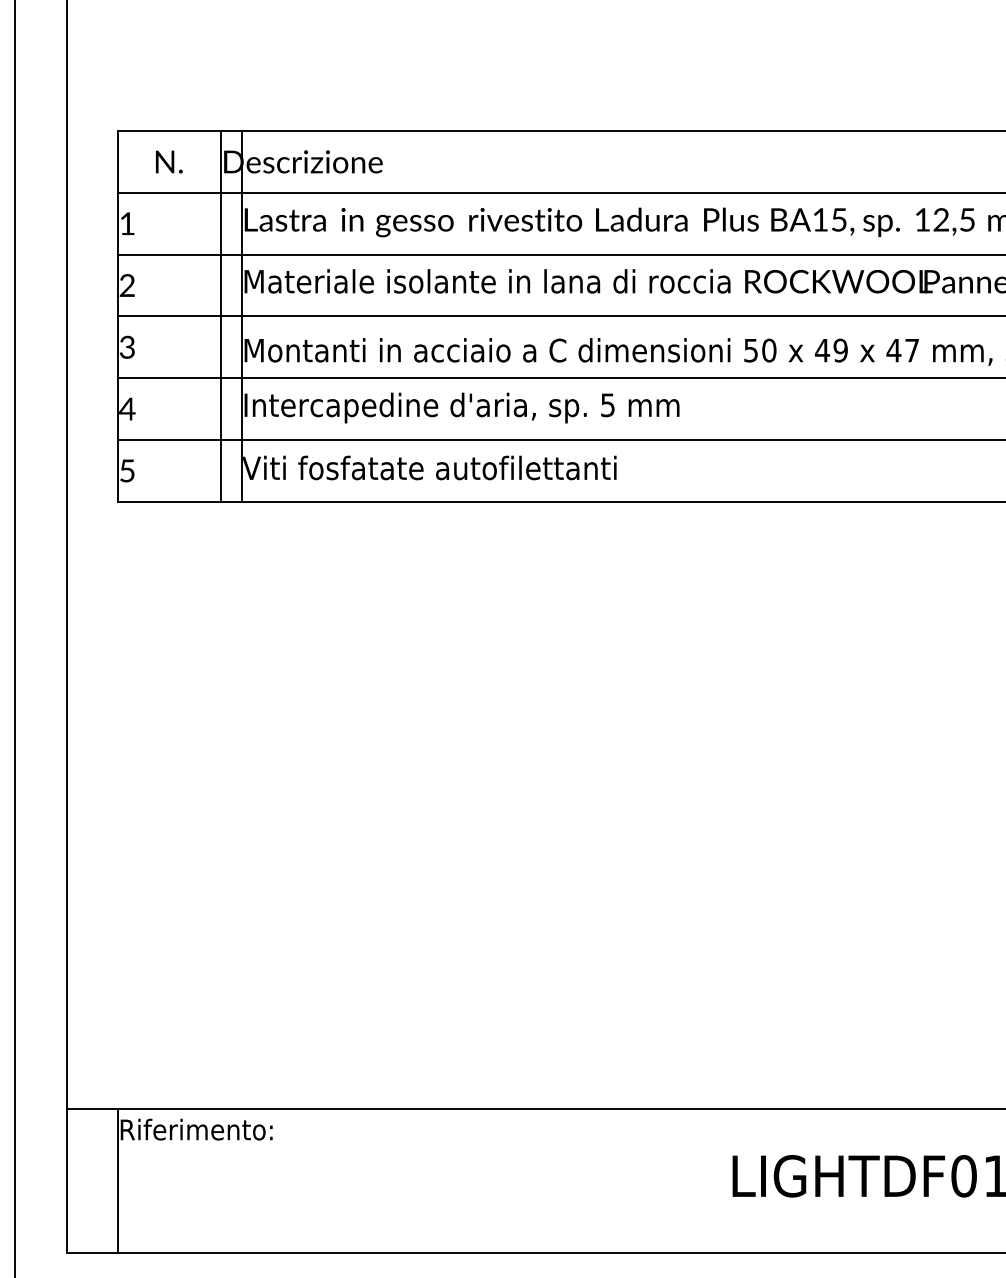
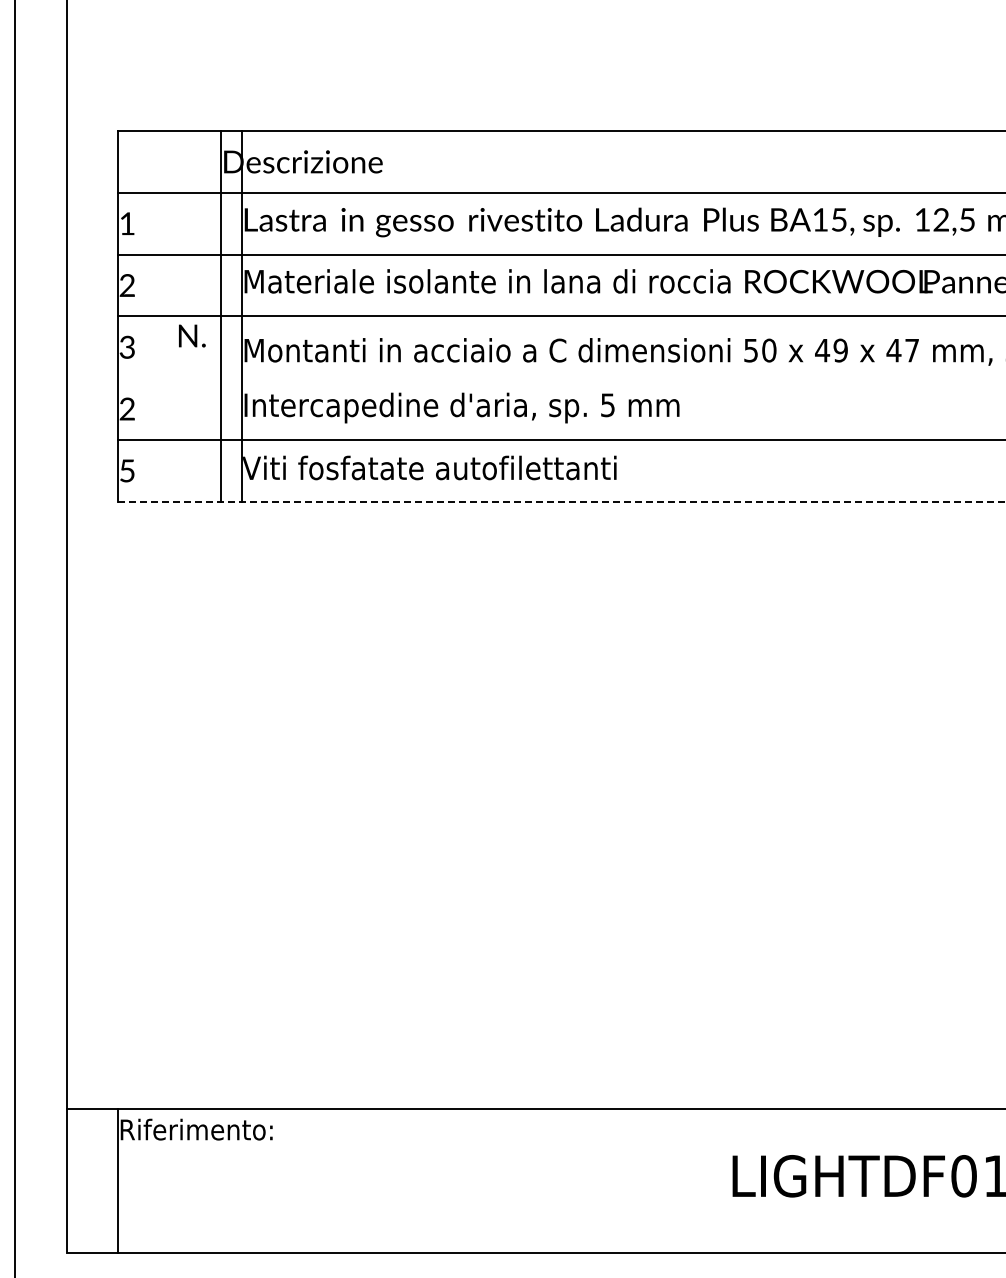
text position: (169, 161) -> (192, 335) (192, 335)
line: present -> none (560, 378)
text: 4 -> 2 (127, 408)
line: solid -> dashed (562, 501)
